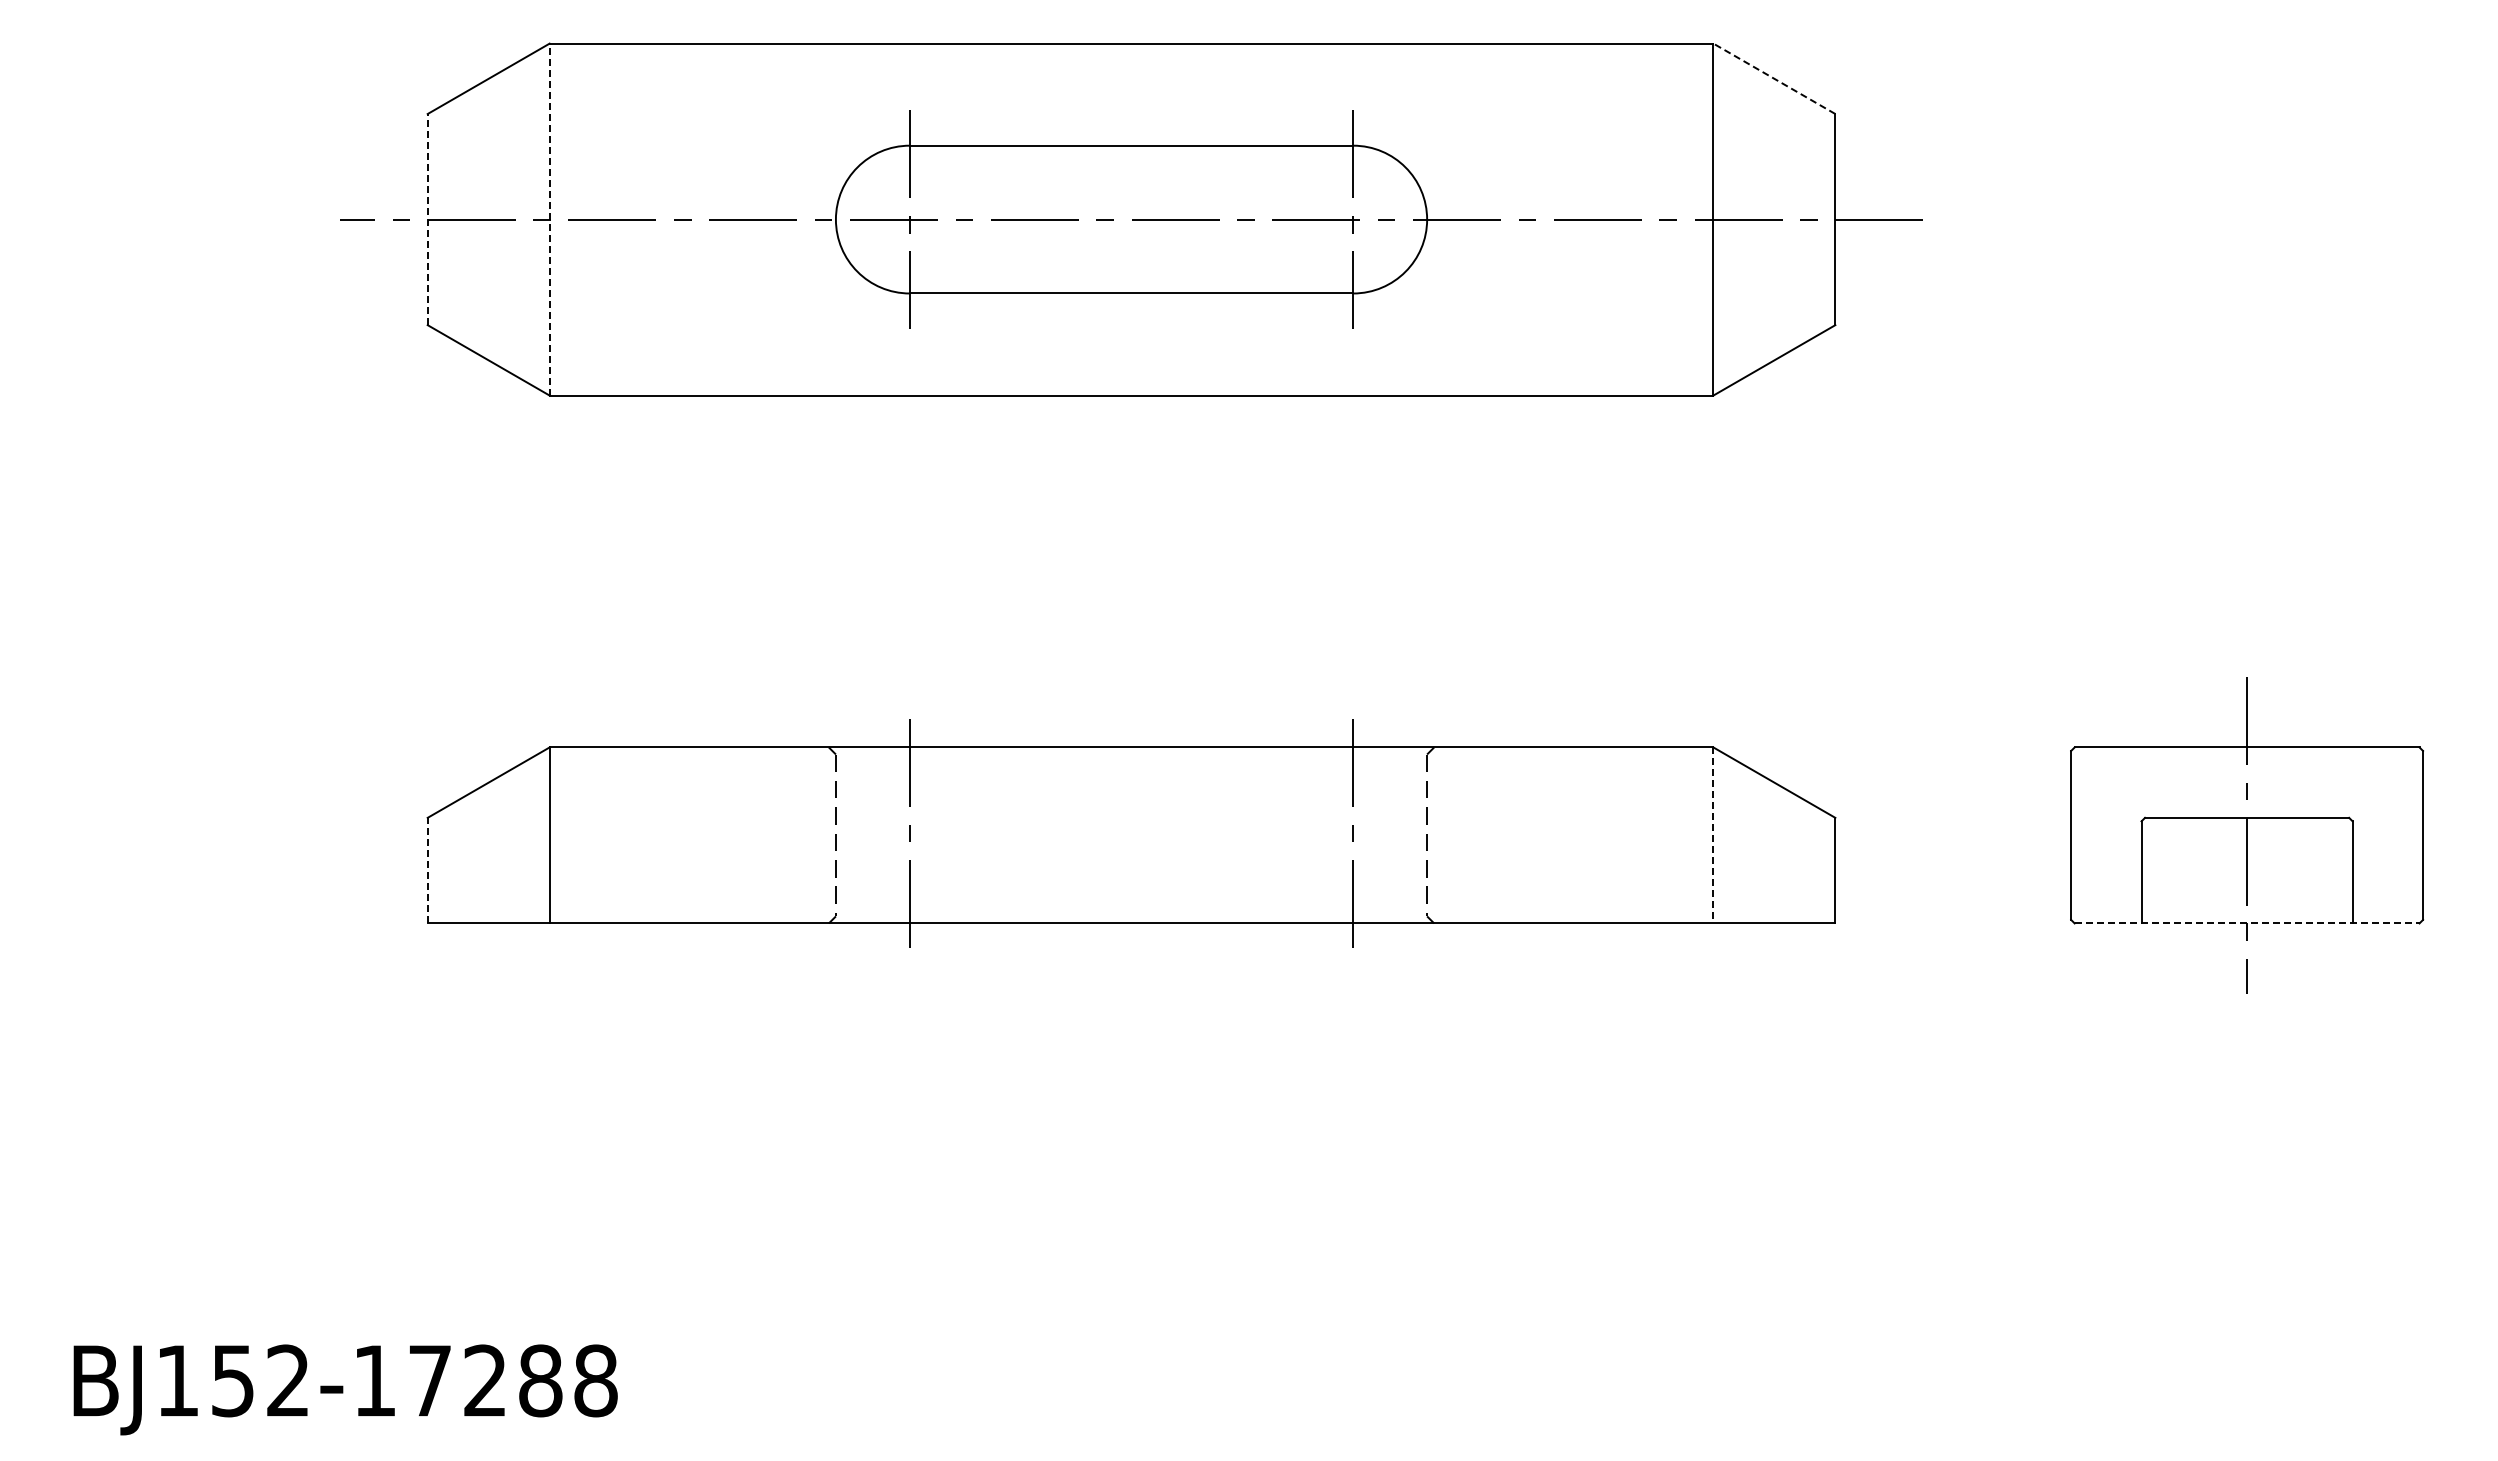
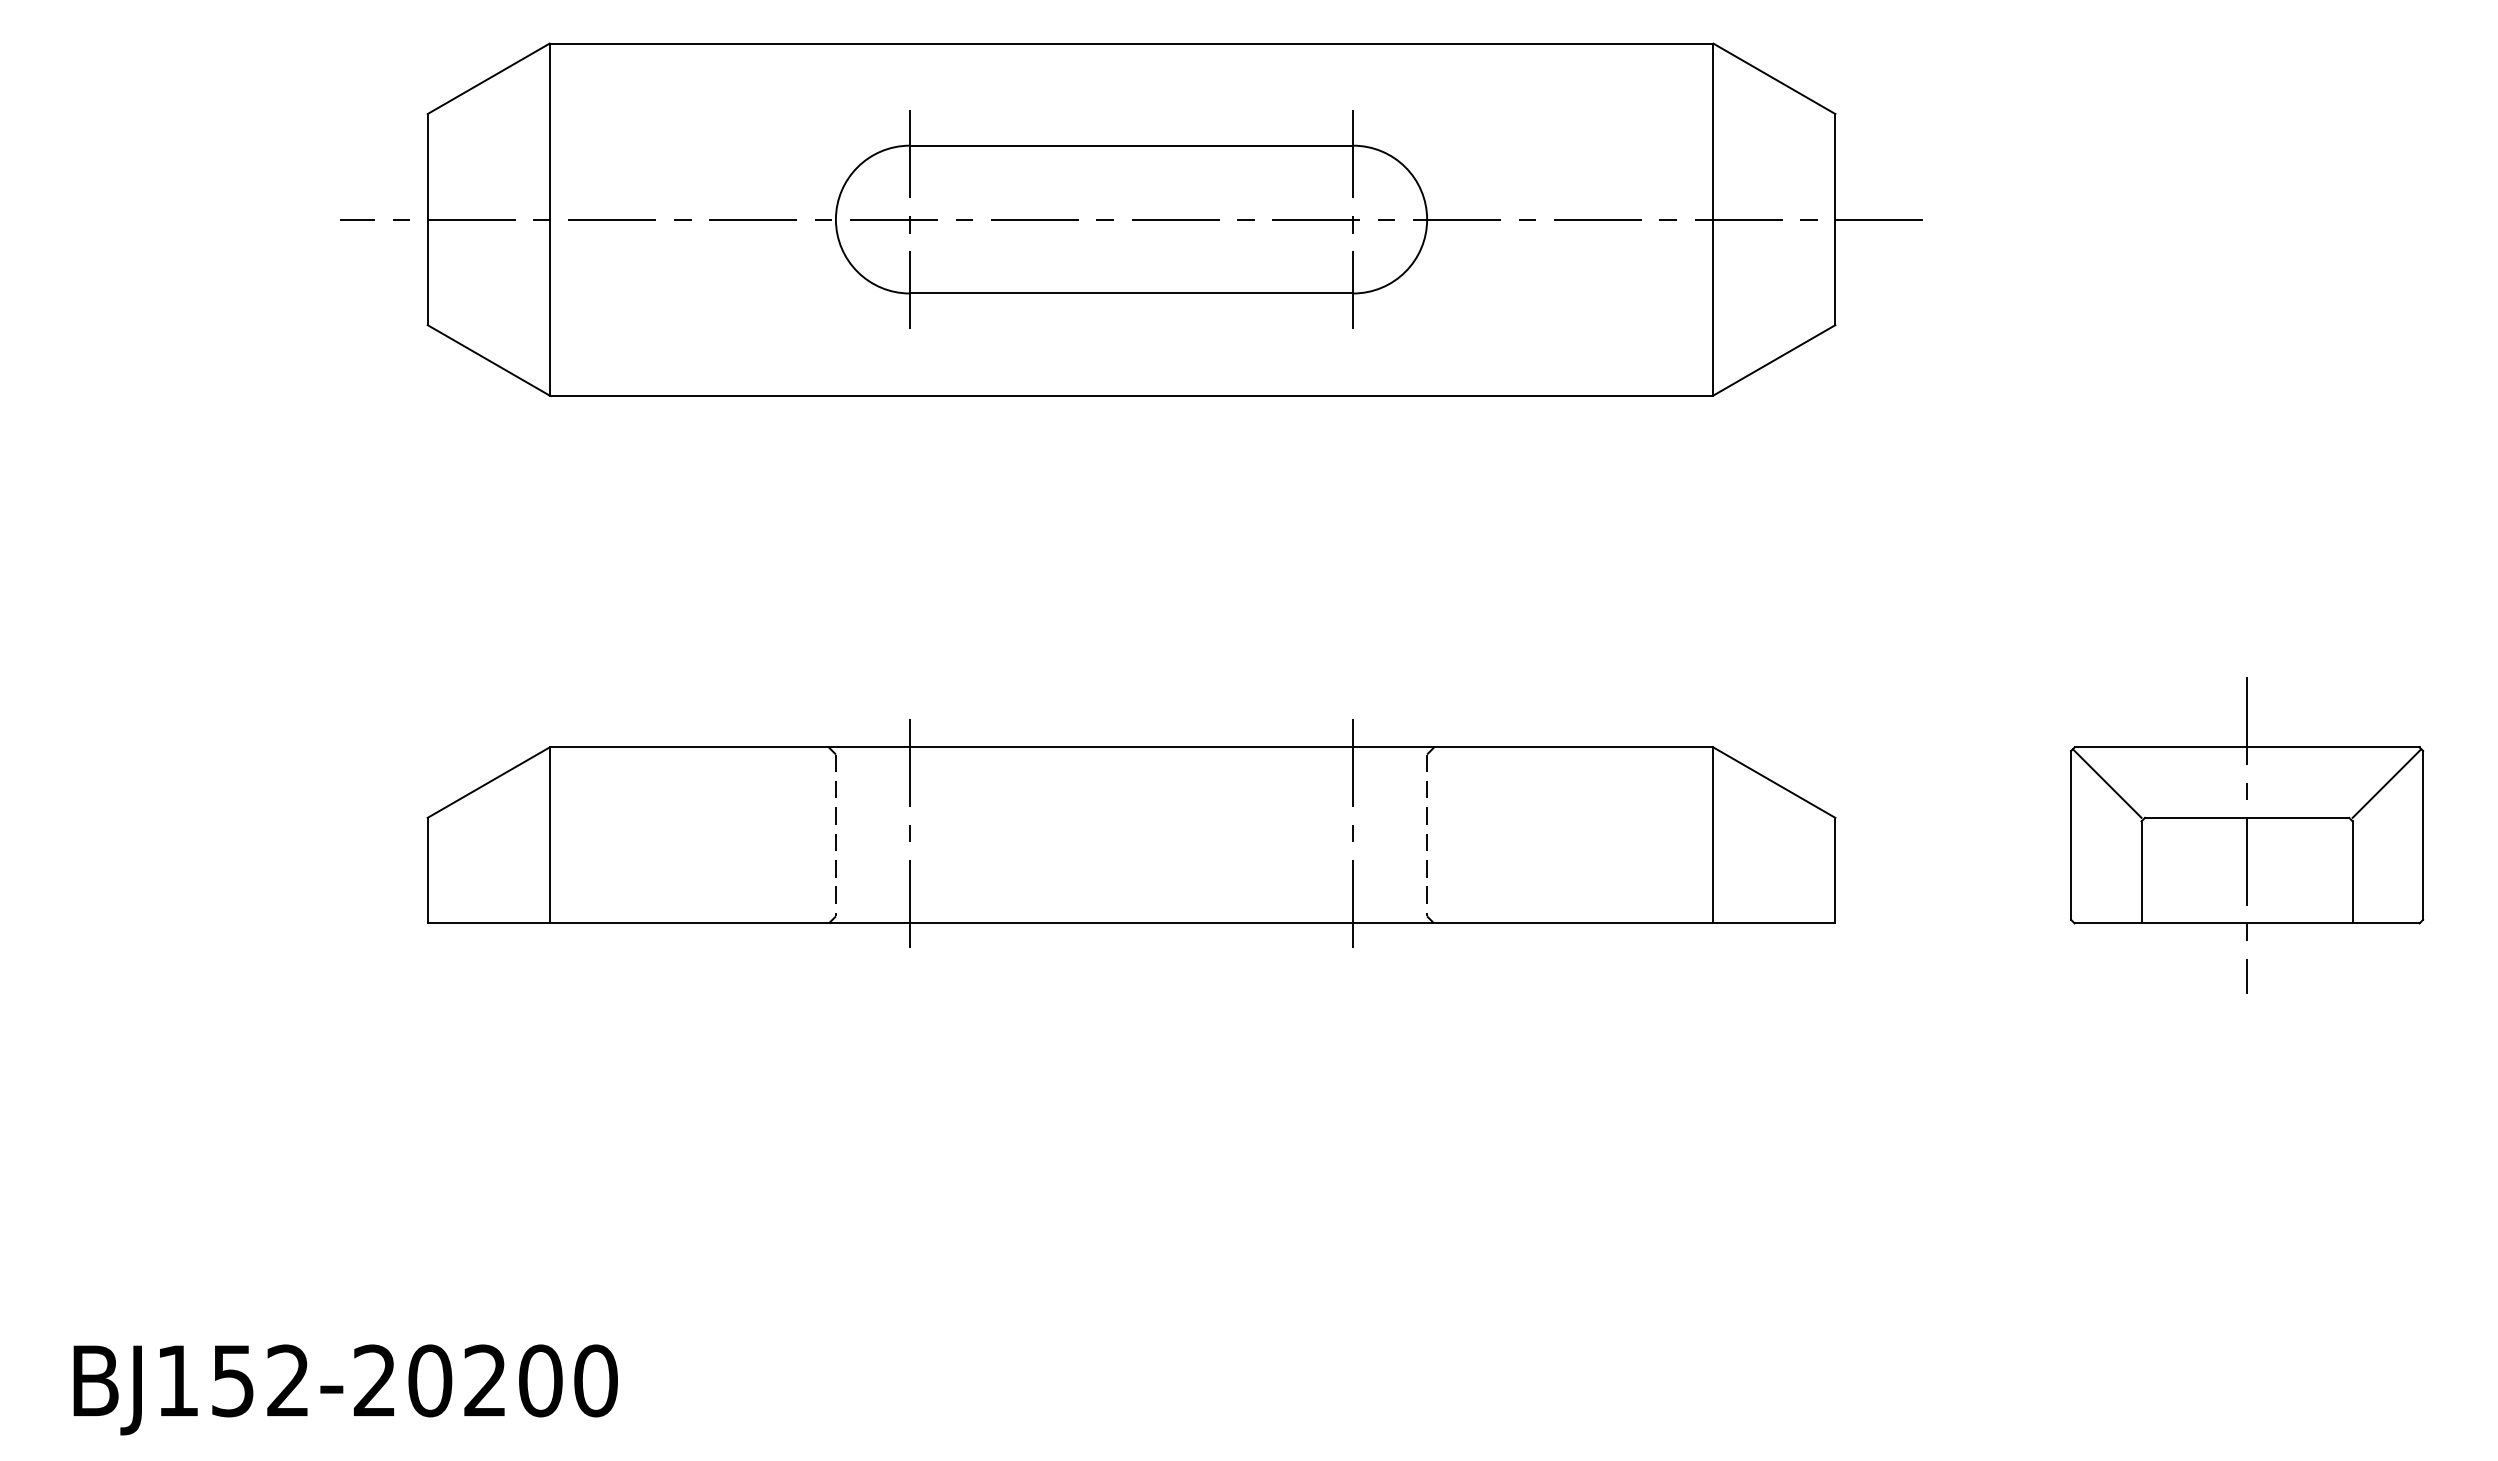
line: dashed -> solid (1773, 78)
line: dashed -> solid (427, 219)
line: dashed -> solid (549, 219)
line: none -> present (2106, 783)
line: none -> present (2386, 783)
line: dashed -> solid (1713, 835)
line: dashed -> solid (427, 870)
line: dashed -> solid (2247, 923)
text: BJ152-17288 -> BJ152-20200 (485, 1380)
